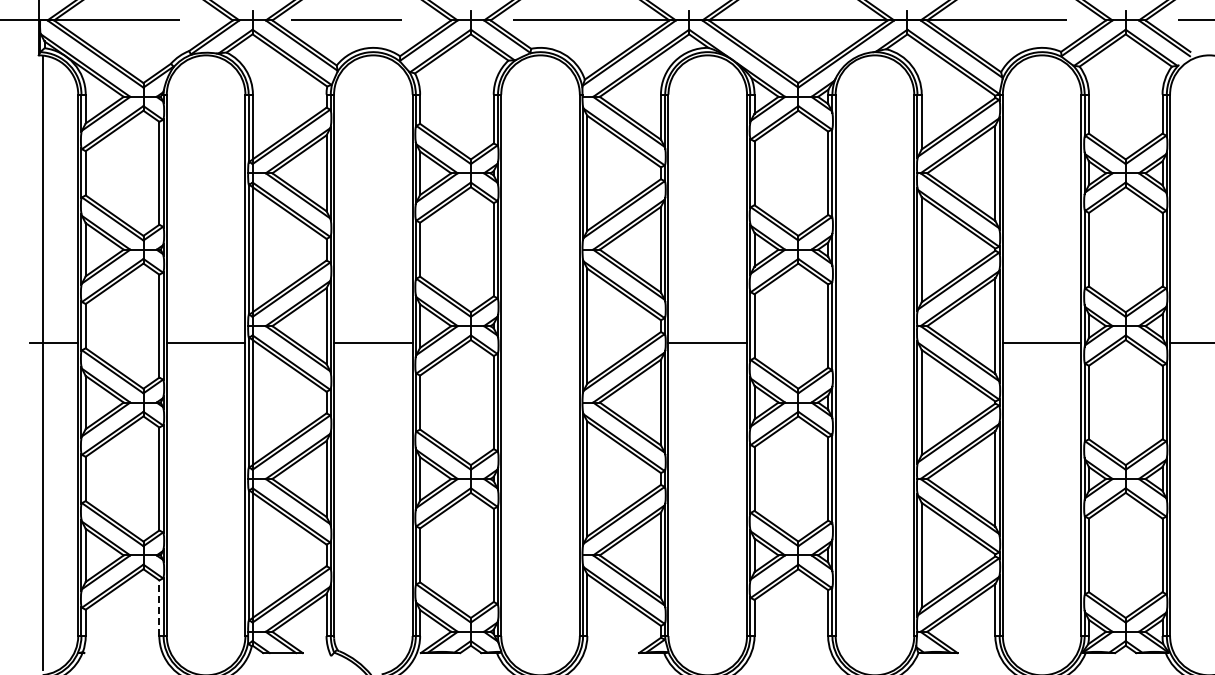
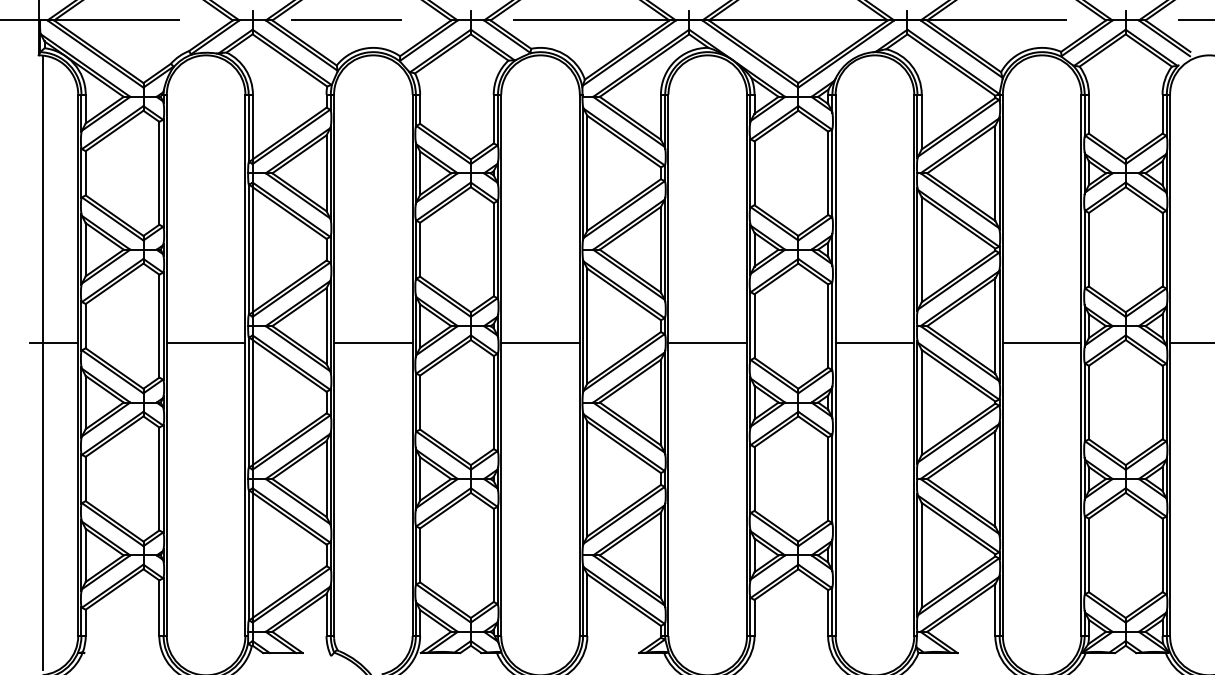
line: none -> present (540, 342)
line: none -> present (874, 342)
line: dashed -> solid (159, 608)
